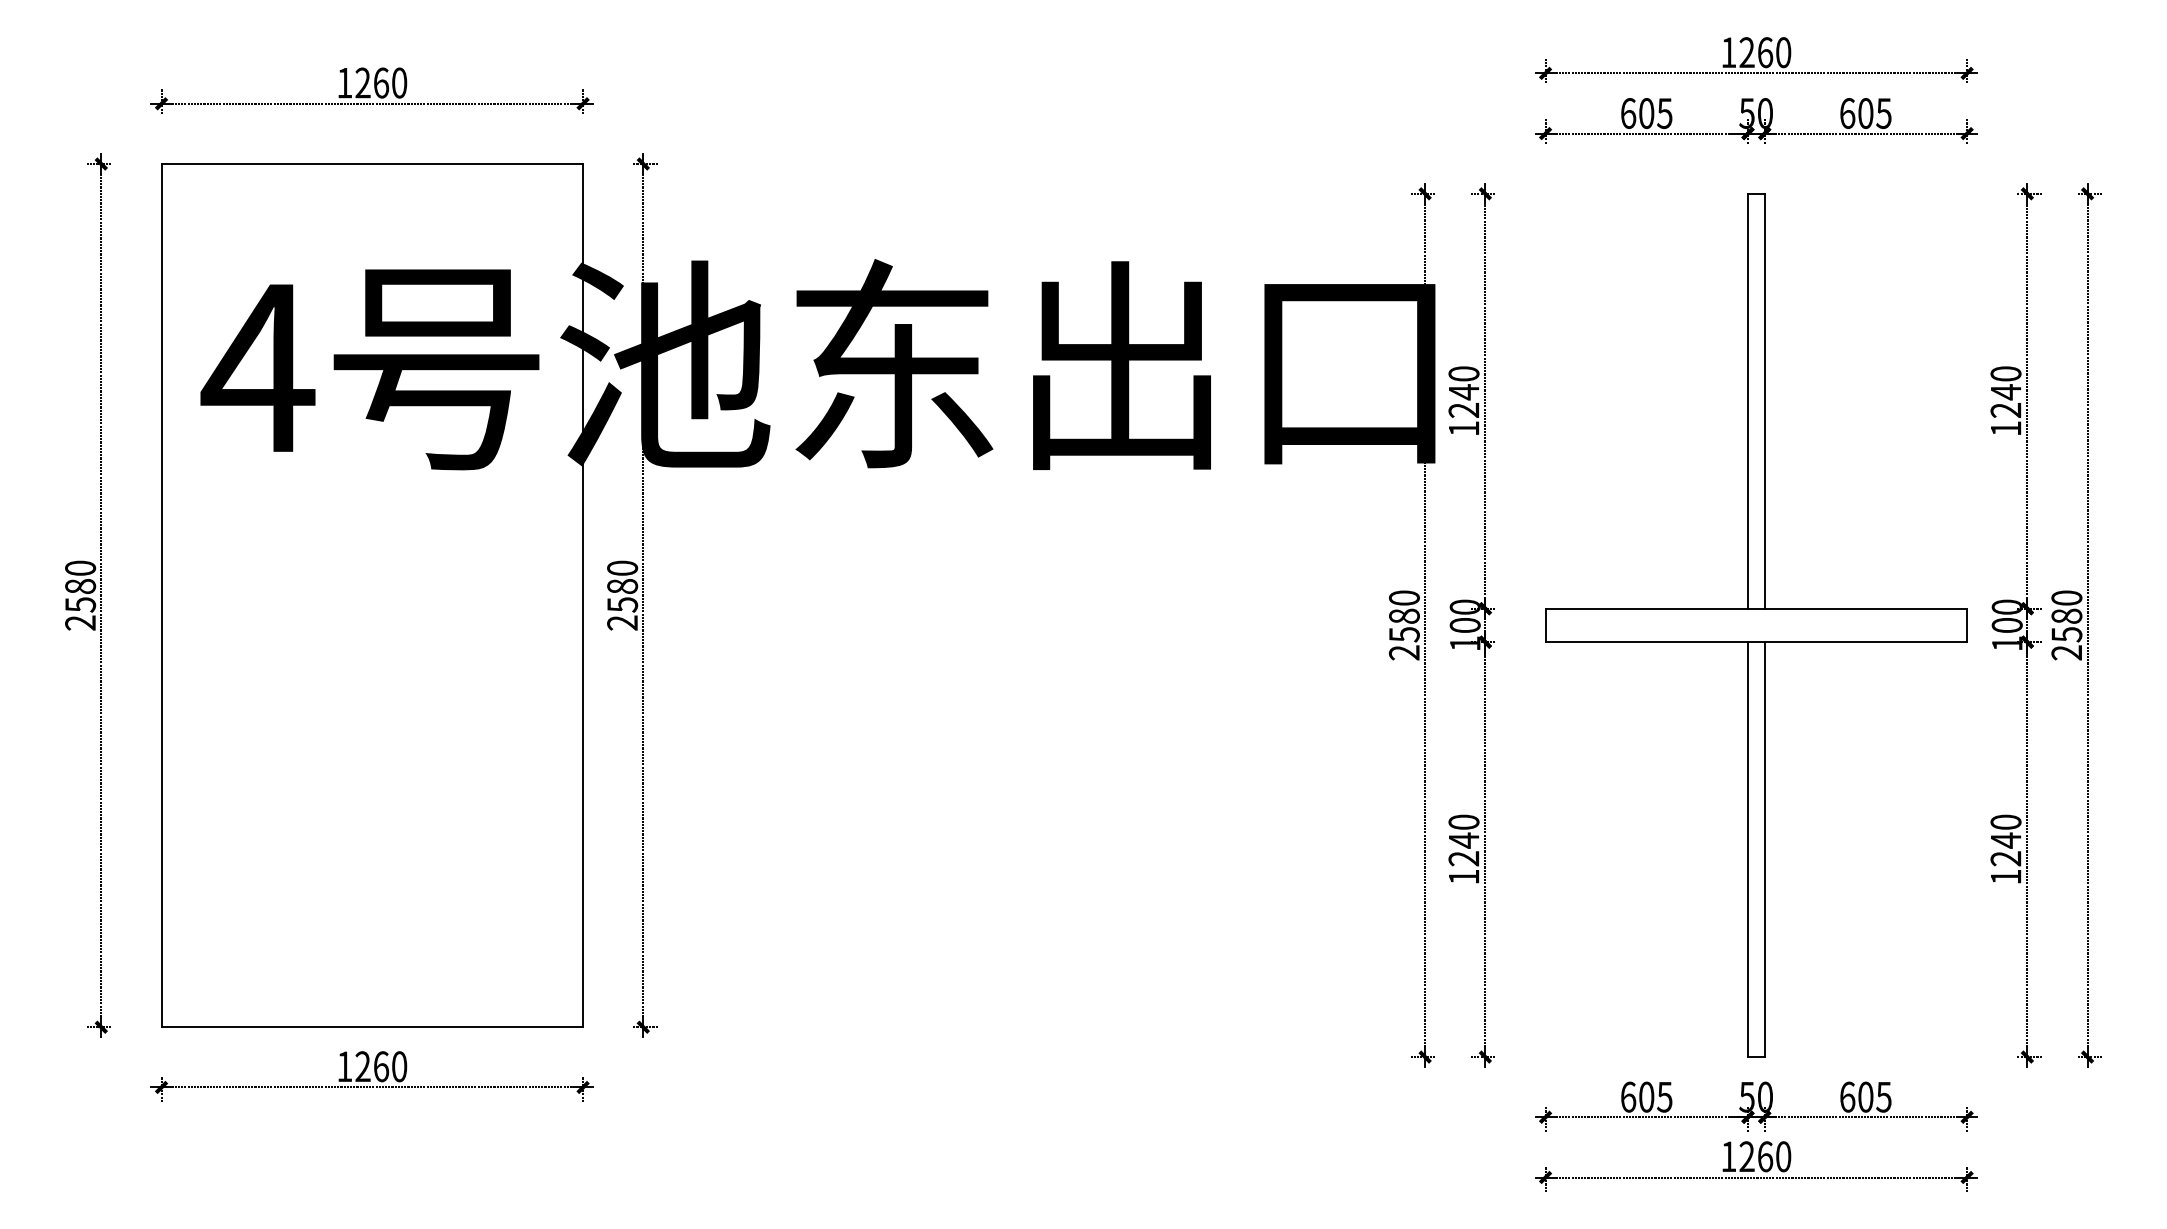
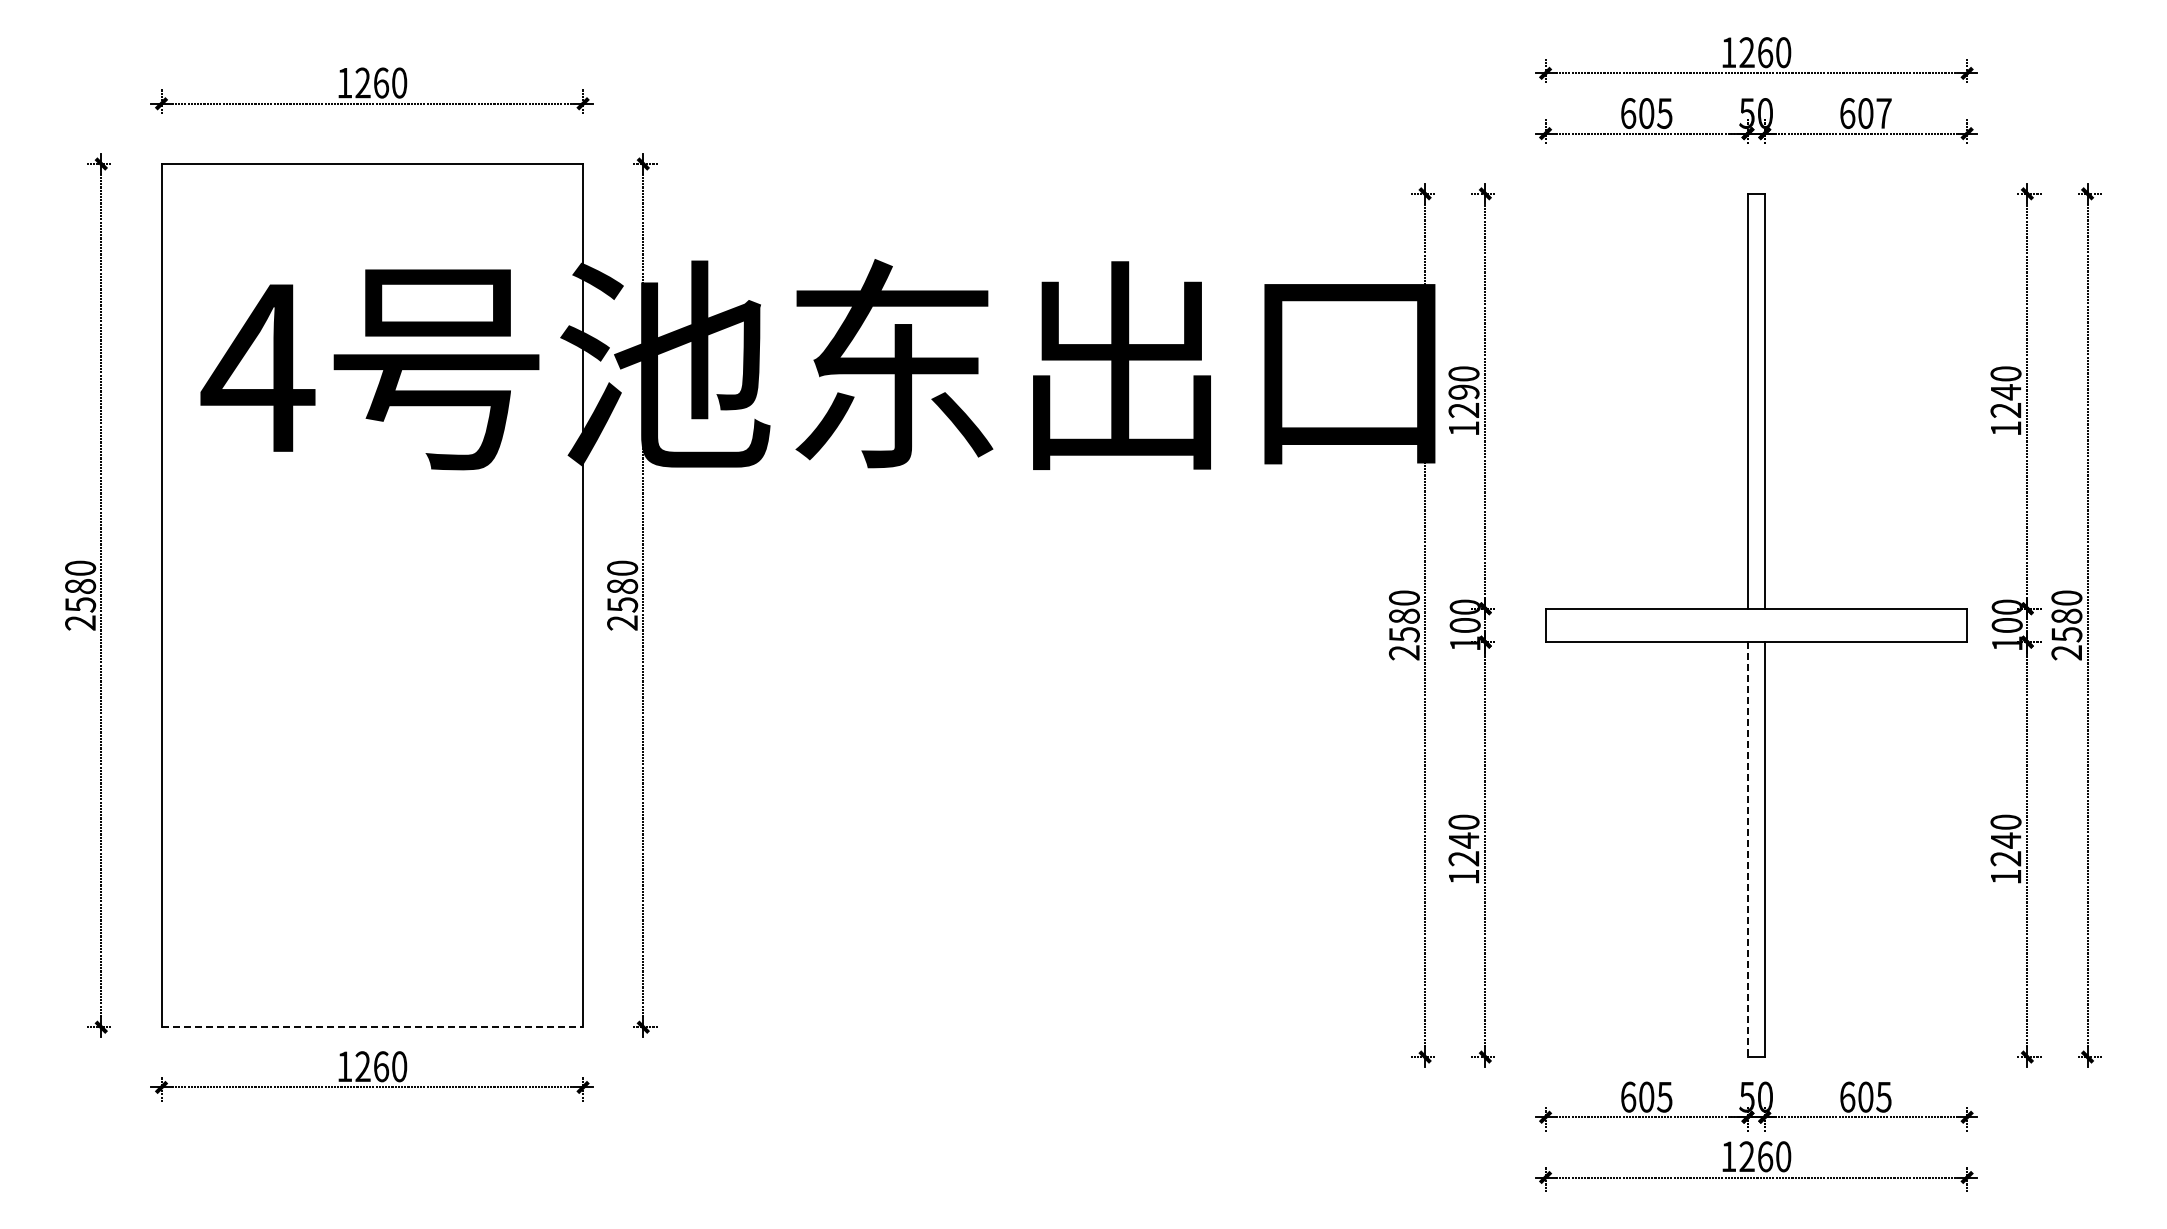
text: 605 -> 607 (1883, 113)
text: 1240 -> 1290 (1463, 392)
line: solid -> dashed (1747, 850)
line: solid -> dashed (372, 1027)
